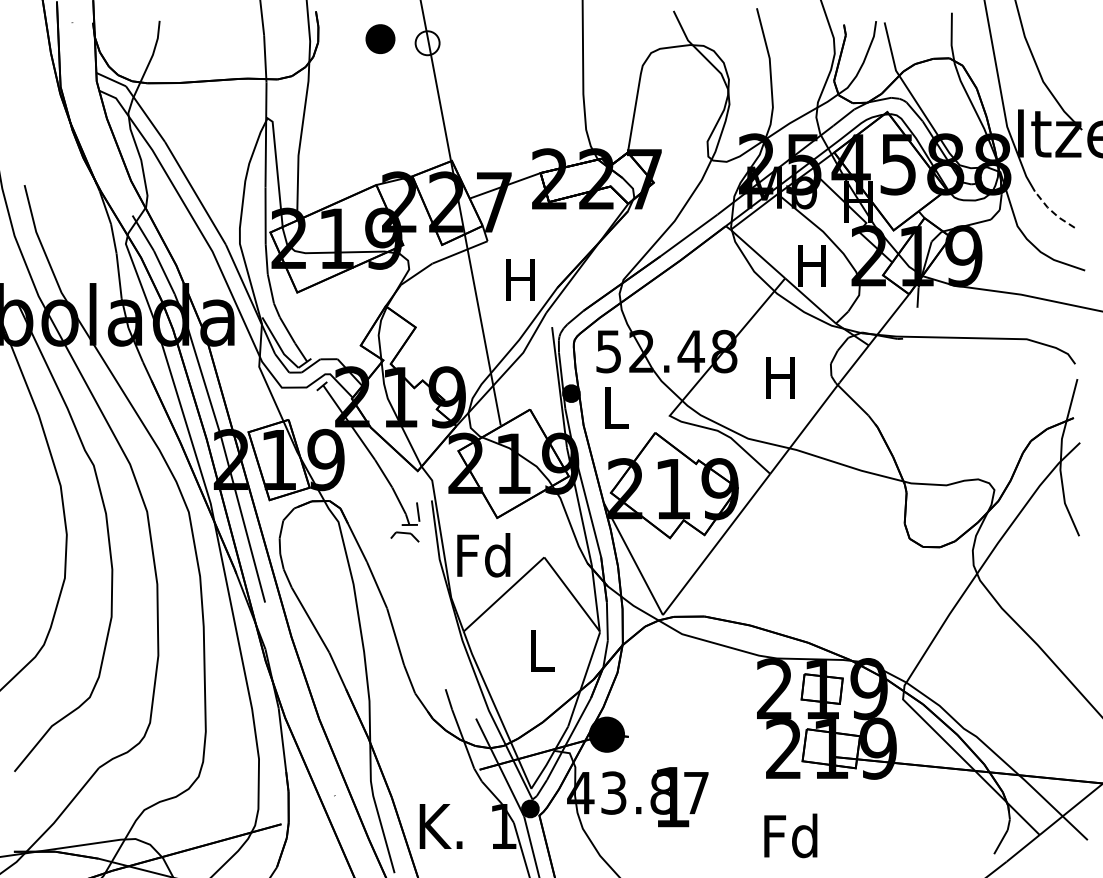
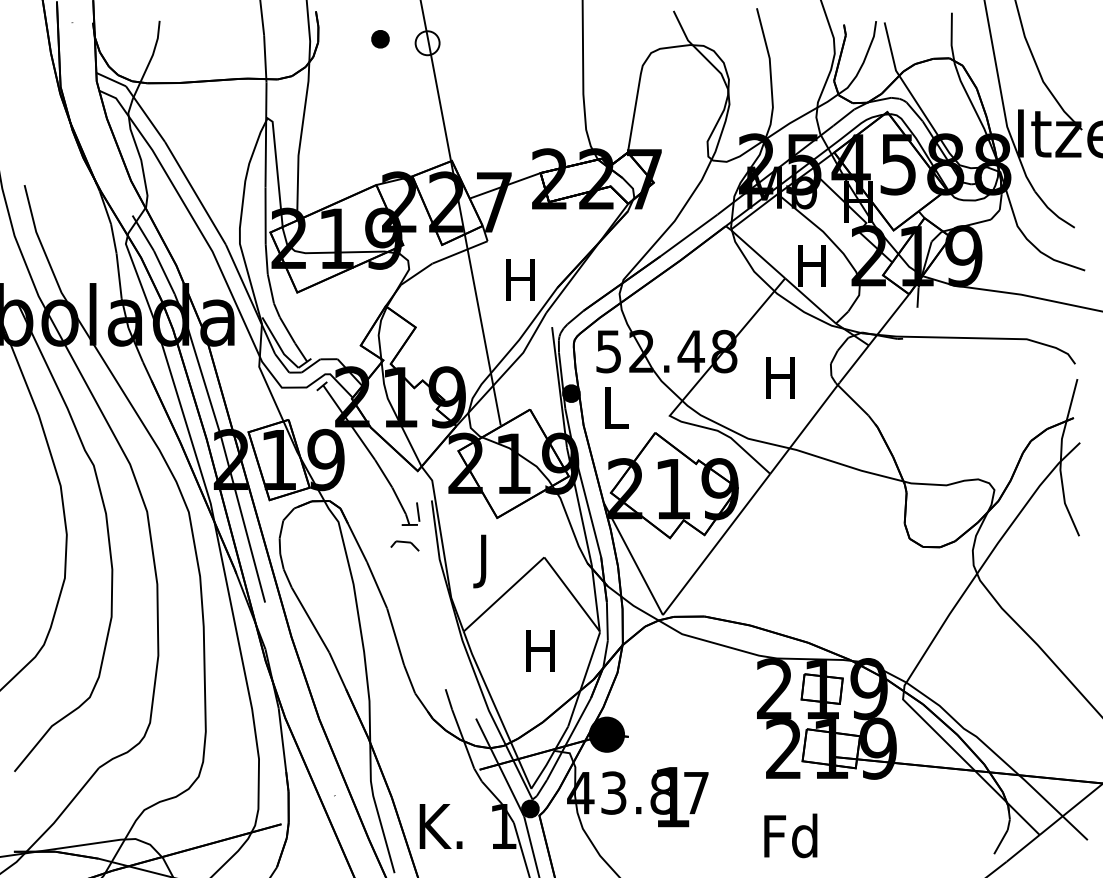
part size: 31x30 px -> 19x19 px (380, 39)
line: dashed -> solid (1052, 211)
line position: (405, 534) -> (405, 543) (405, 543)
text: Fd -> J (483, 560)
text: L -> H (540, 650)
